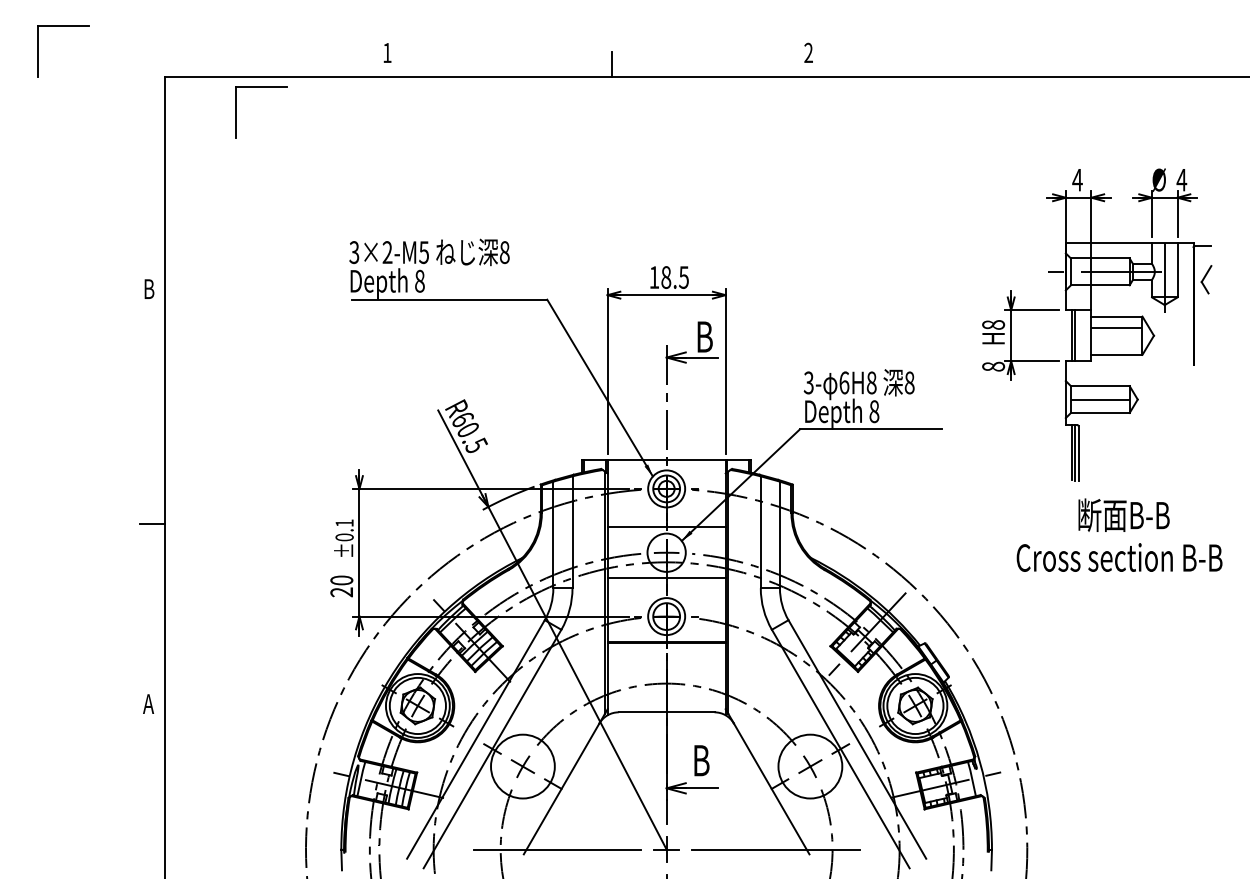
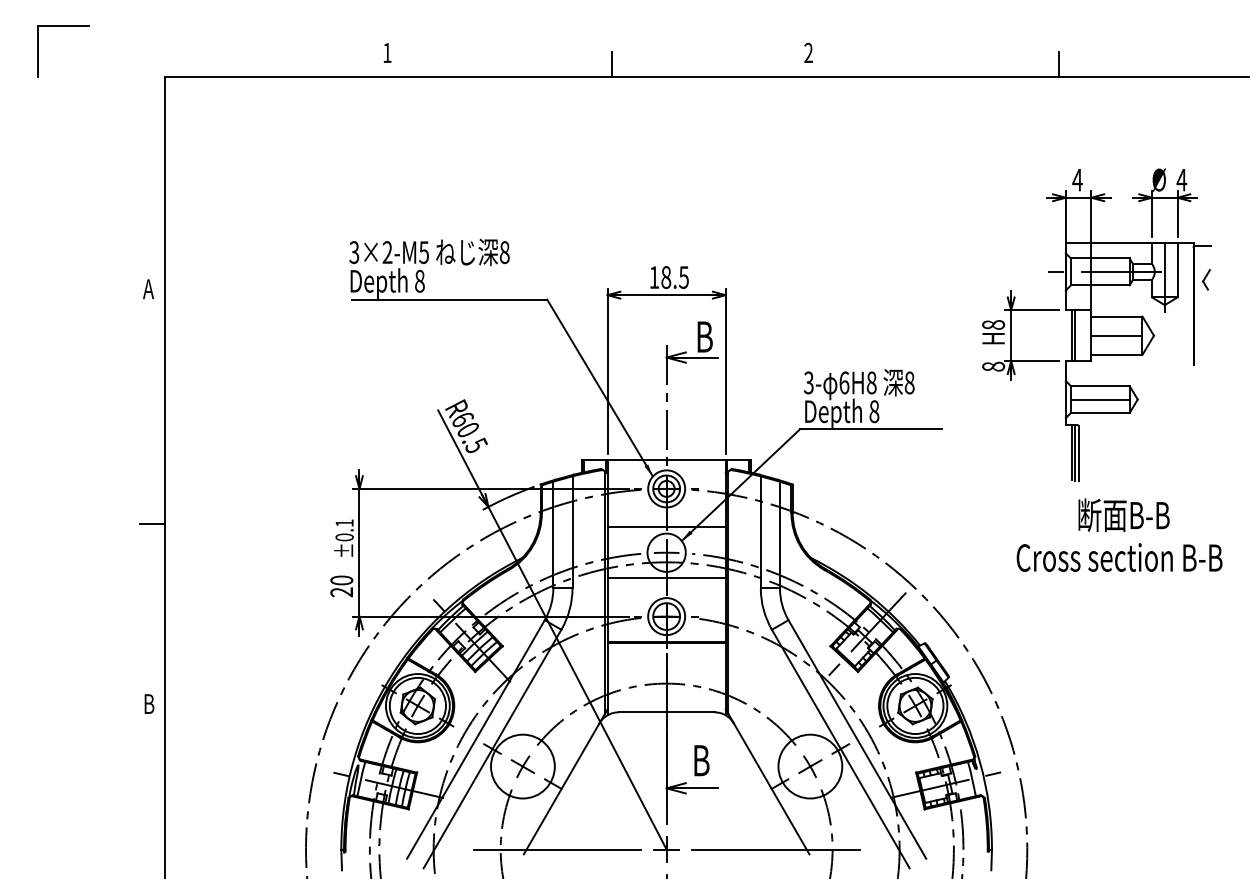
line: none -> present (1058, 64)
part: present -> none (261, 87)
part size: 13x30 px -> 9x22 px (1206, 279)
text: B -> A (148, 288)
line position: (1116, 327) -> (1116, 335) (1116, 335)
text: A -> B (148, 703)
